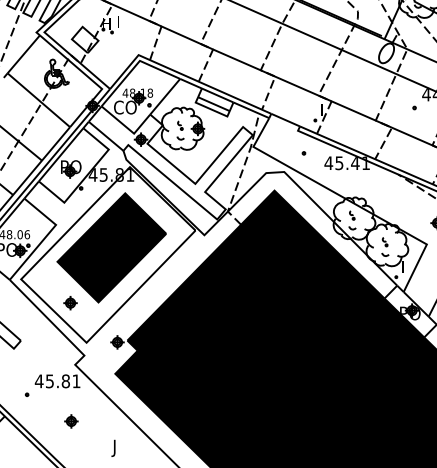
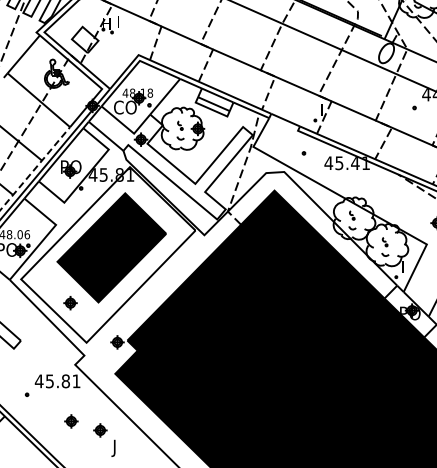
line: solid -> dashed (35, 168)
part: none -> present (100, 430)
